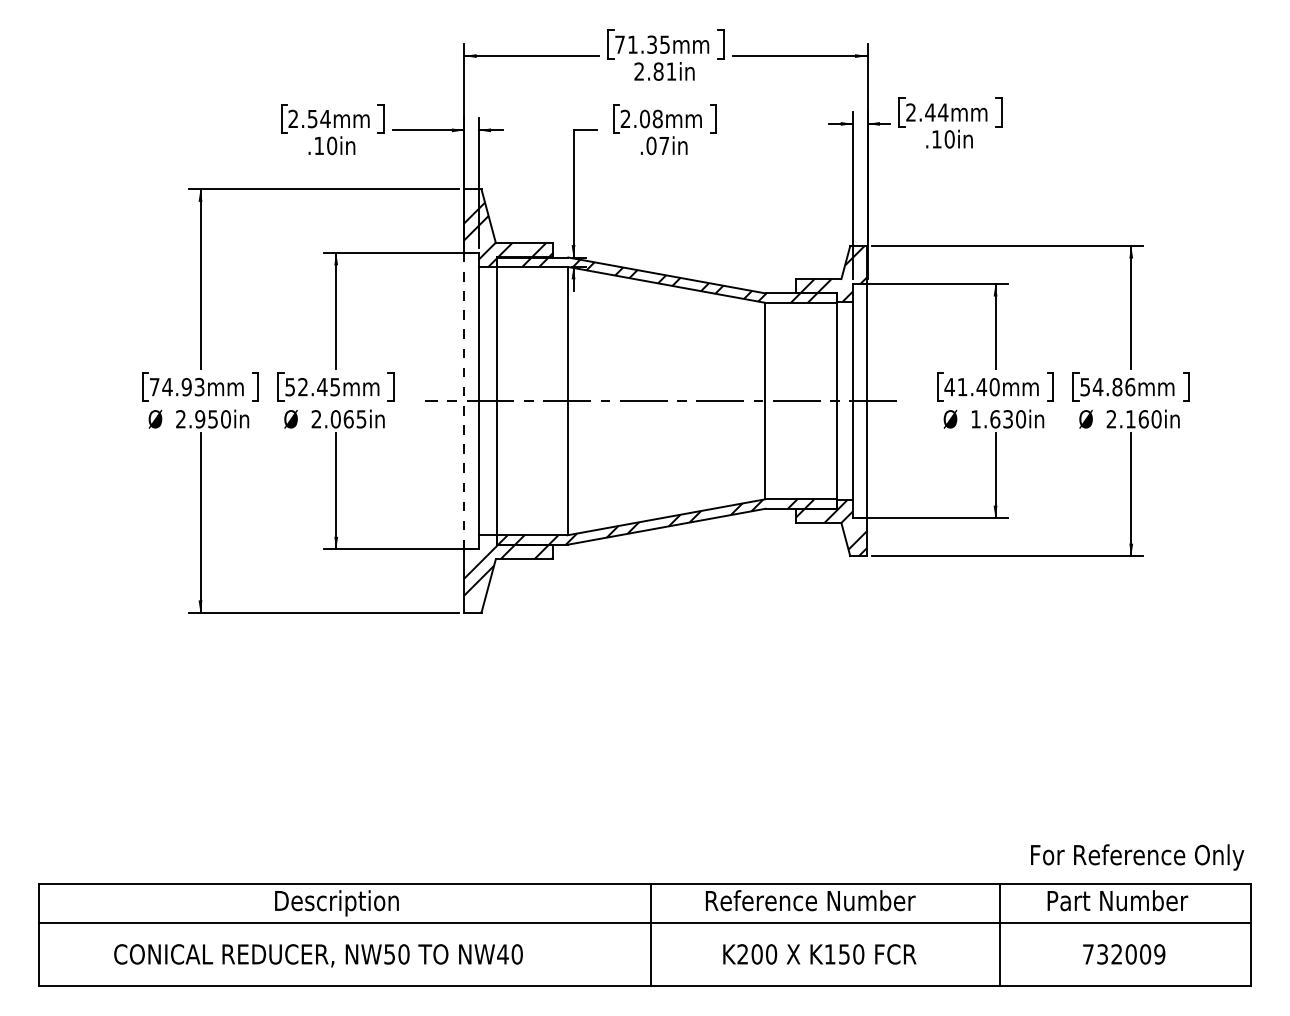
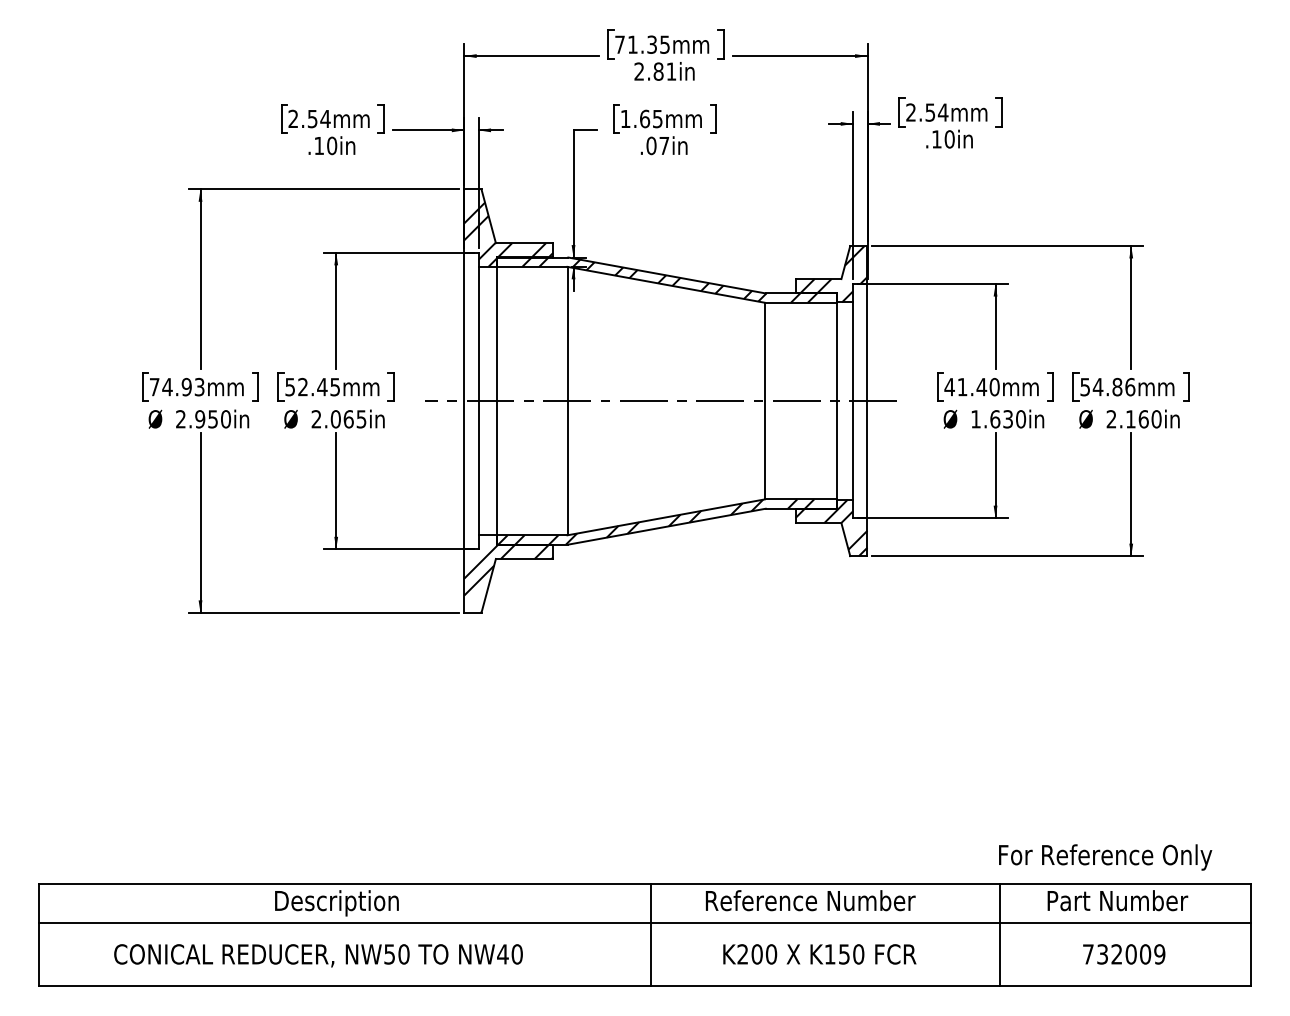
text: 2.44mm -> 2.54mm (930, 112)
text: 2.08mm -> 1.65mm (641, 118)
line: dashed -> solid (464, 401)
text position: (1137, 857) -> (1105, 857) (1105, 857)
